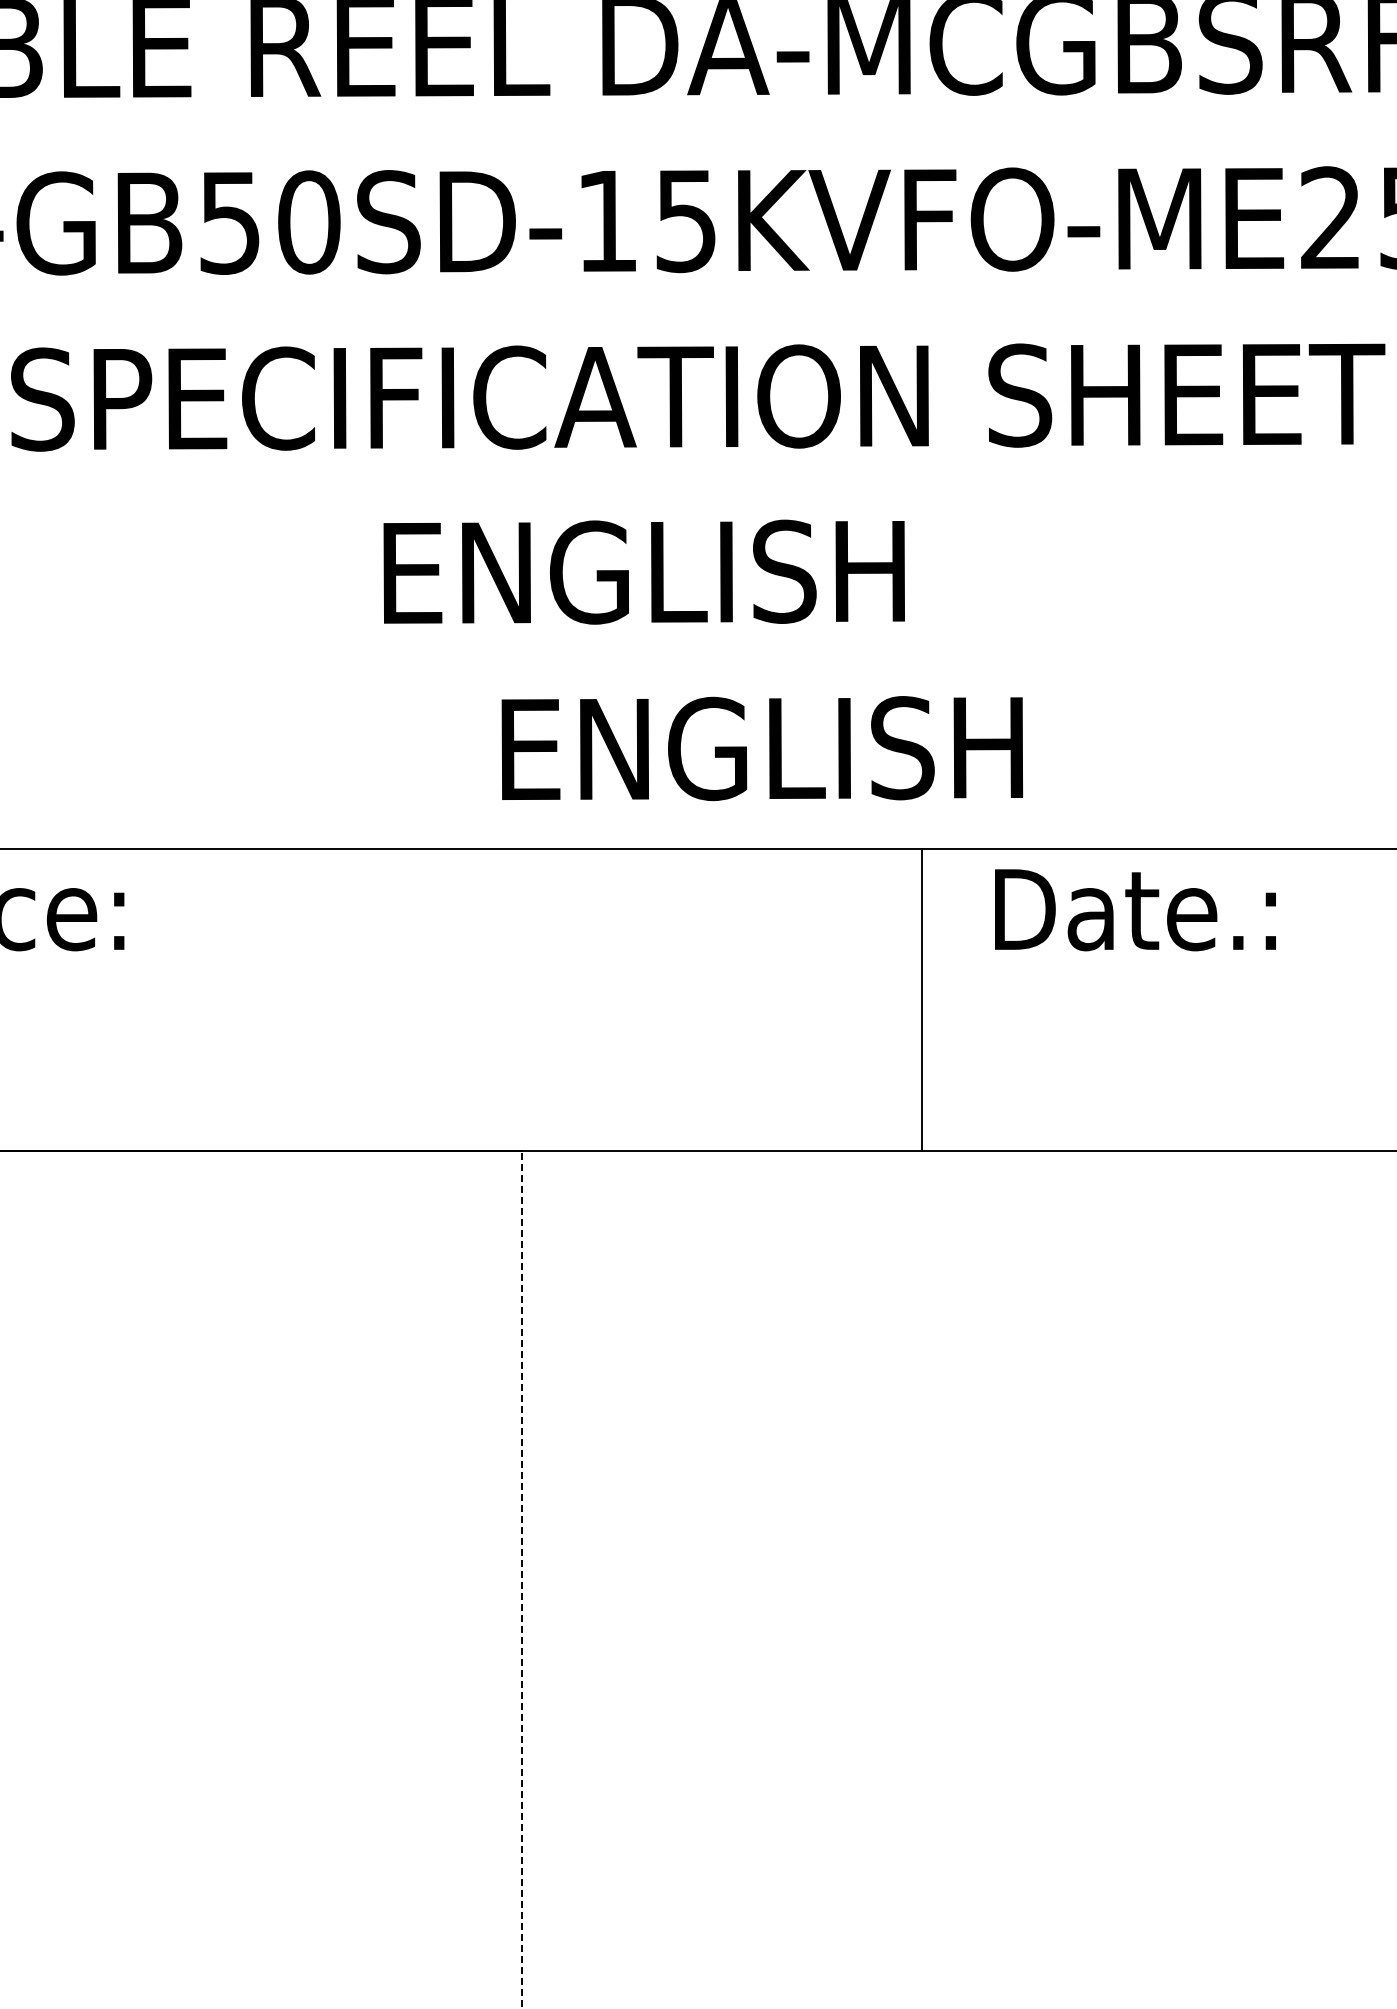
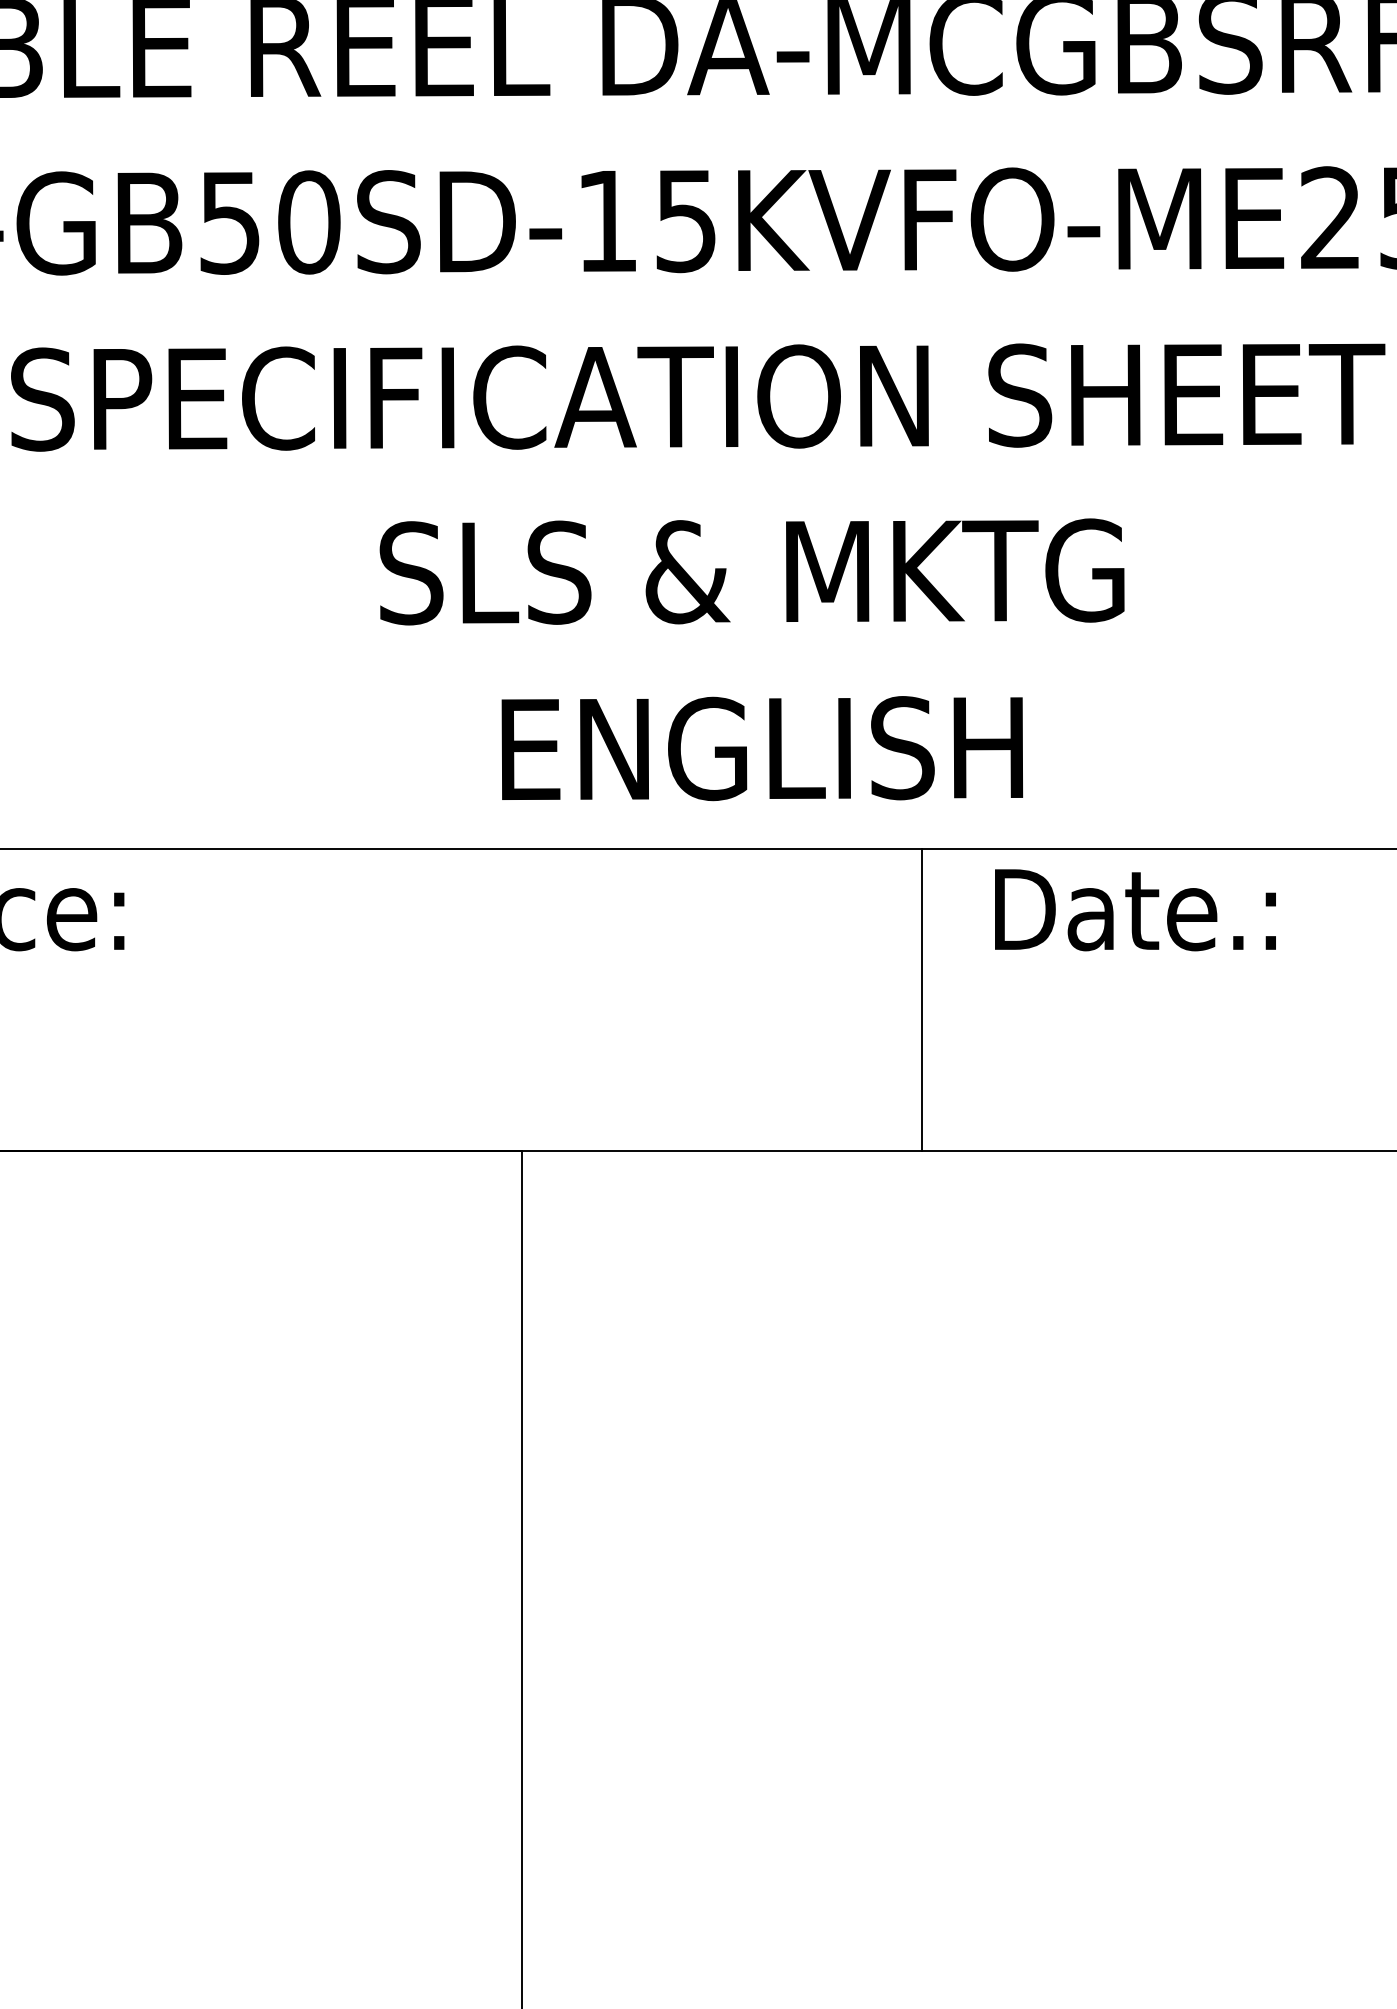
text: ENGLISH -> SLS & MKTG (751, 571)
line: dashed -> solid (521, 1579)
